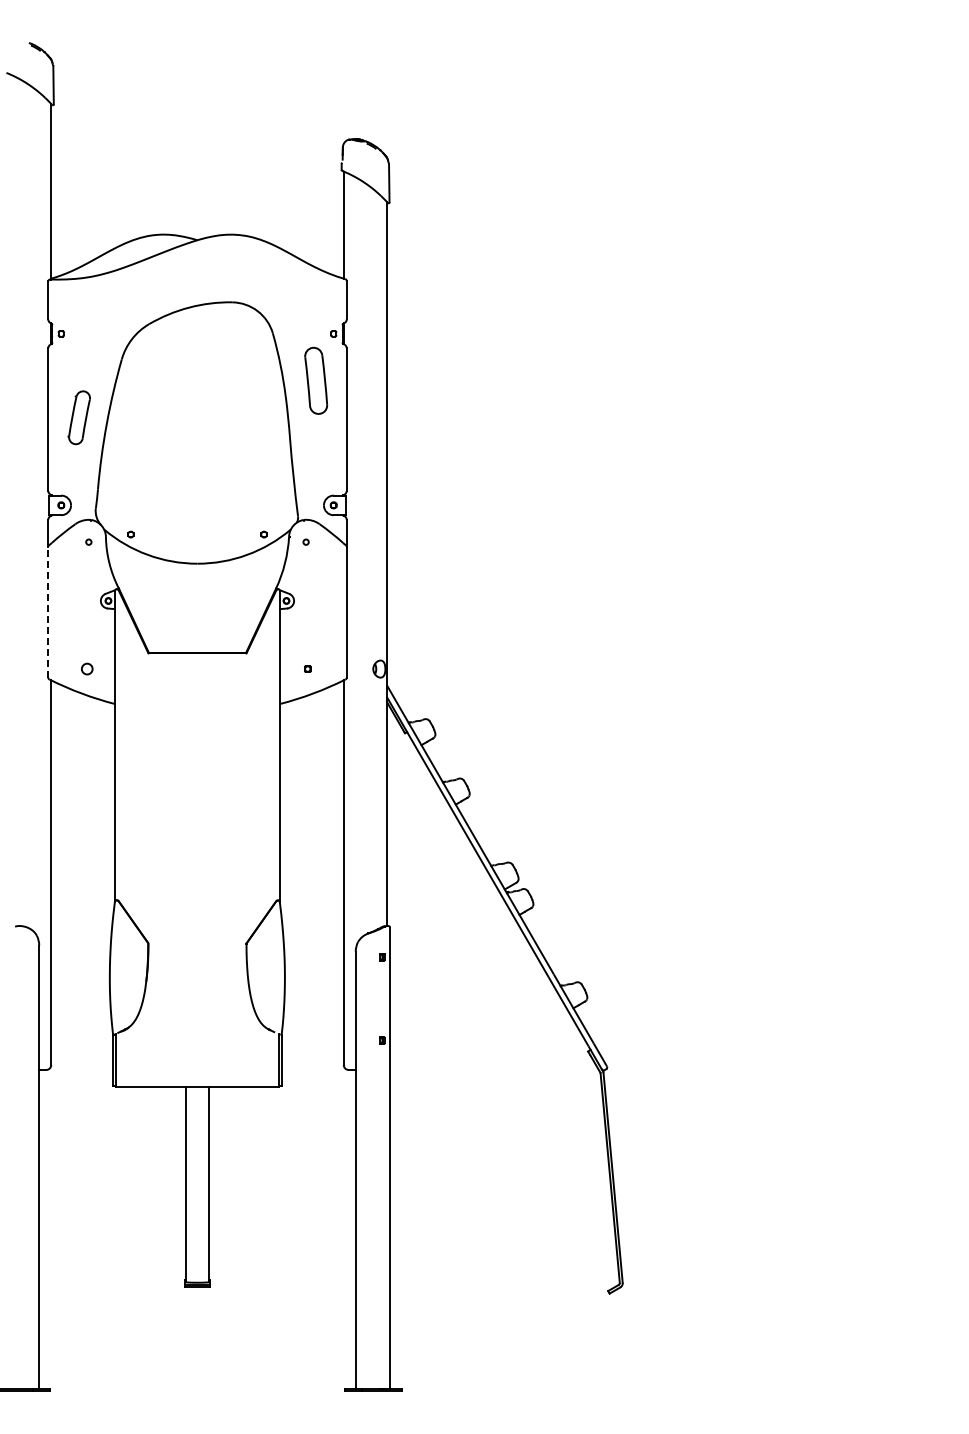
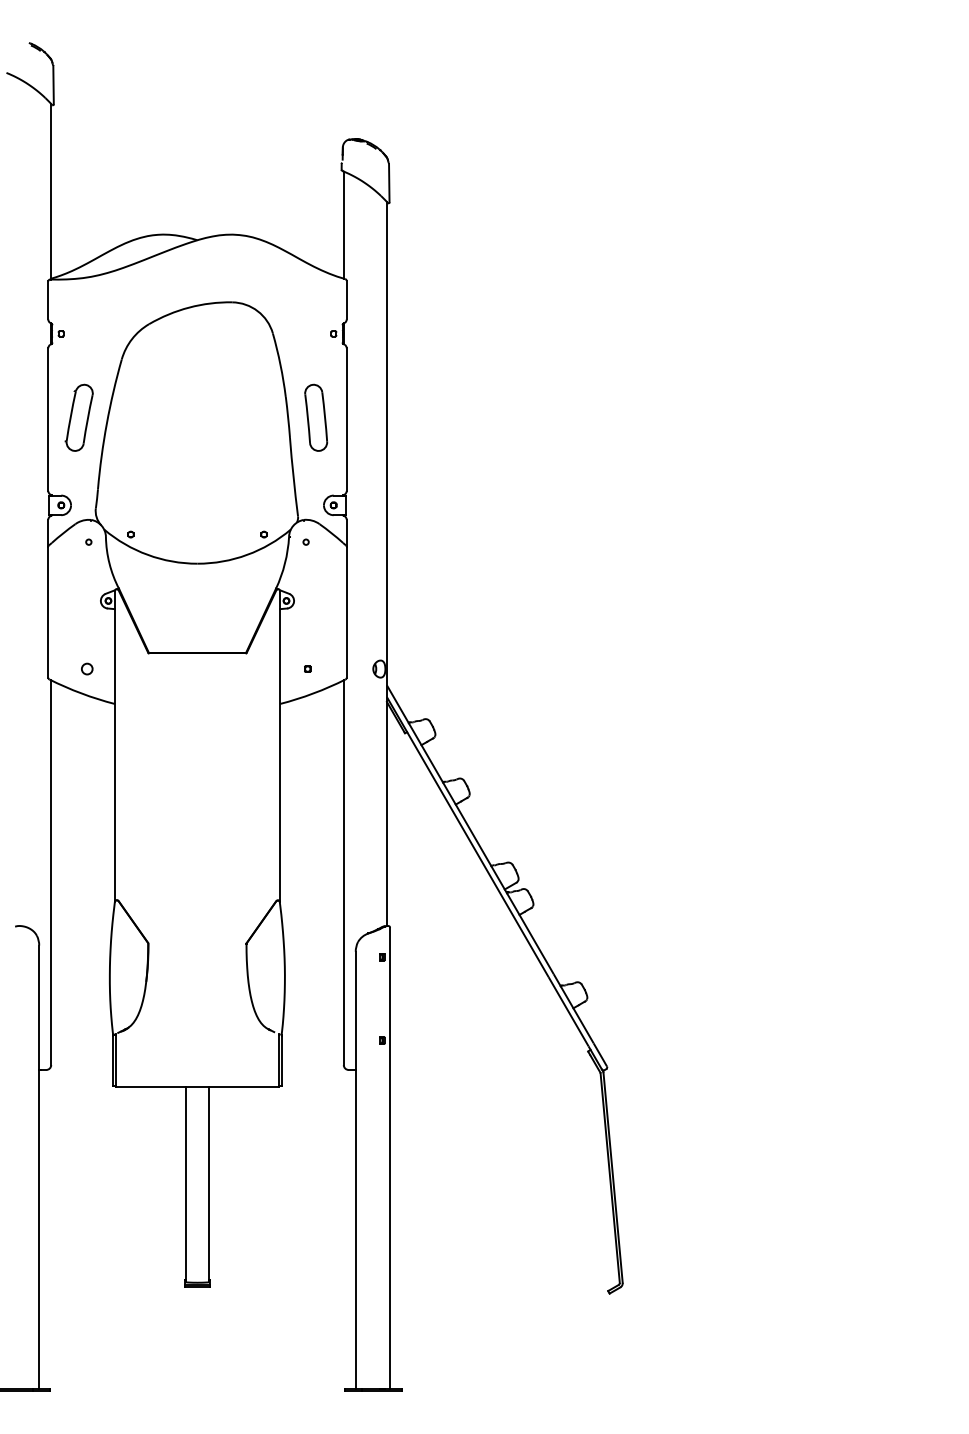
part position: (316, 380) -> (316, 417) (316, 417)
part size: 24x56 px -> 30x69 px (78, 417)
line: dashed -> solid (48, 611)
